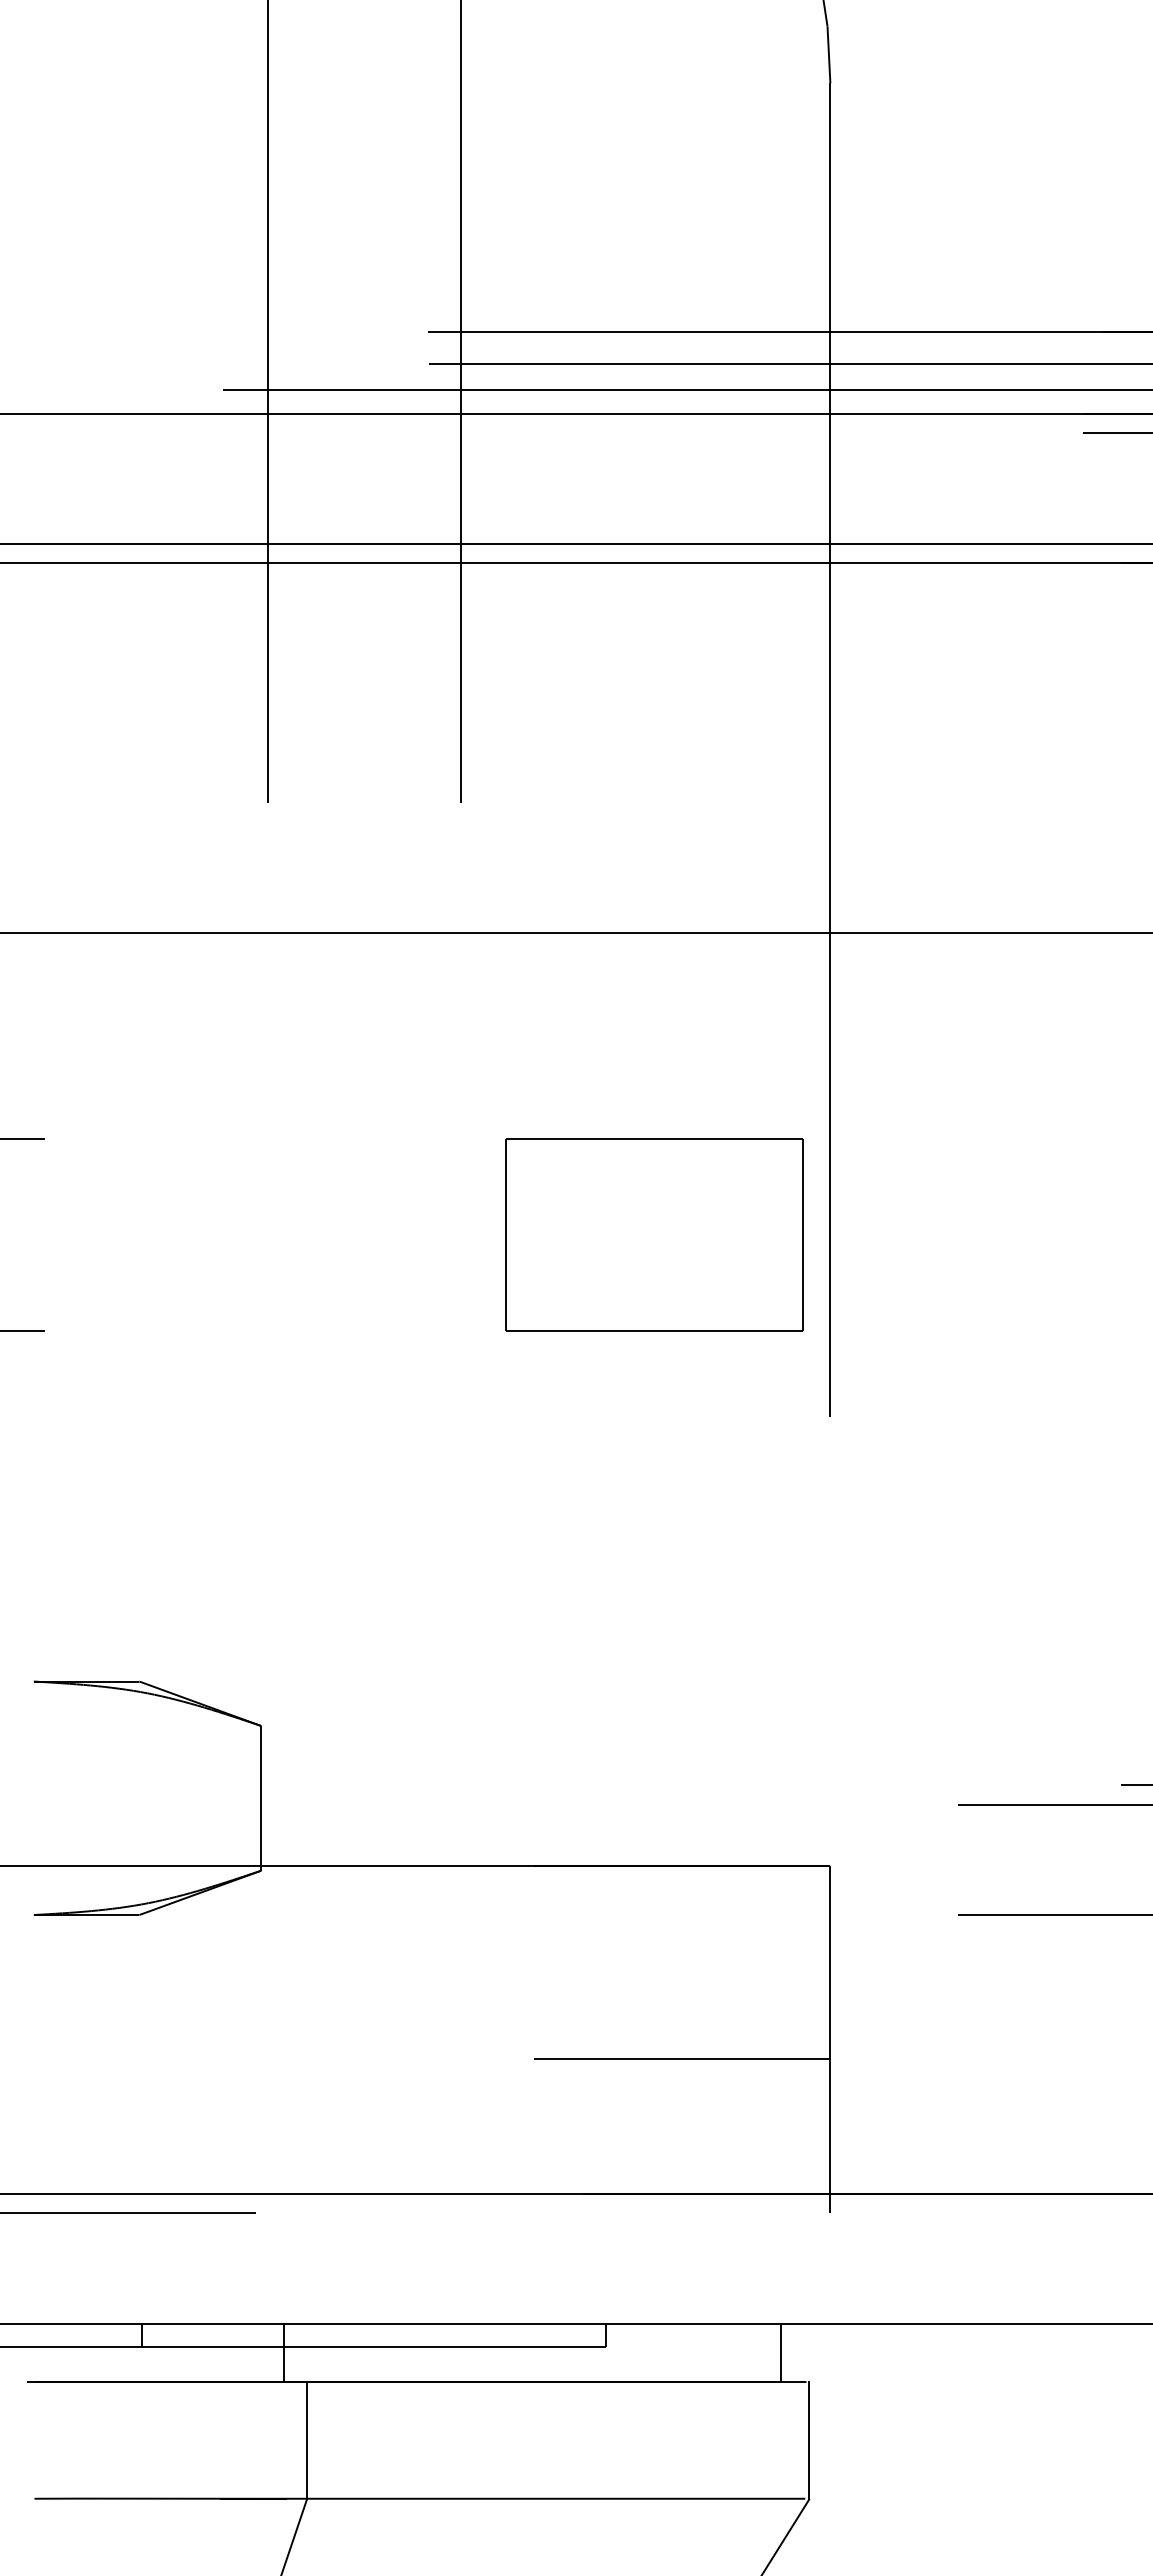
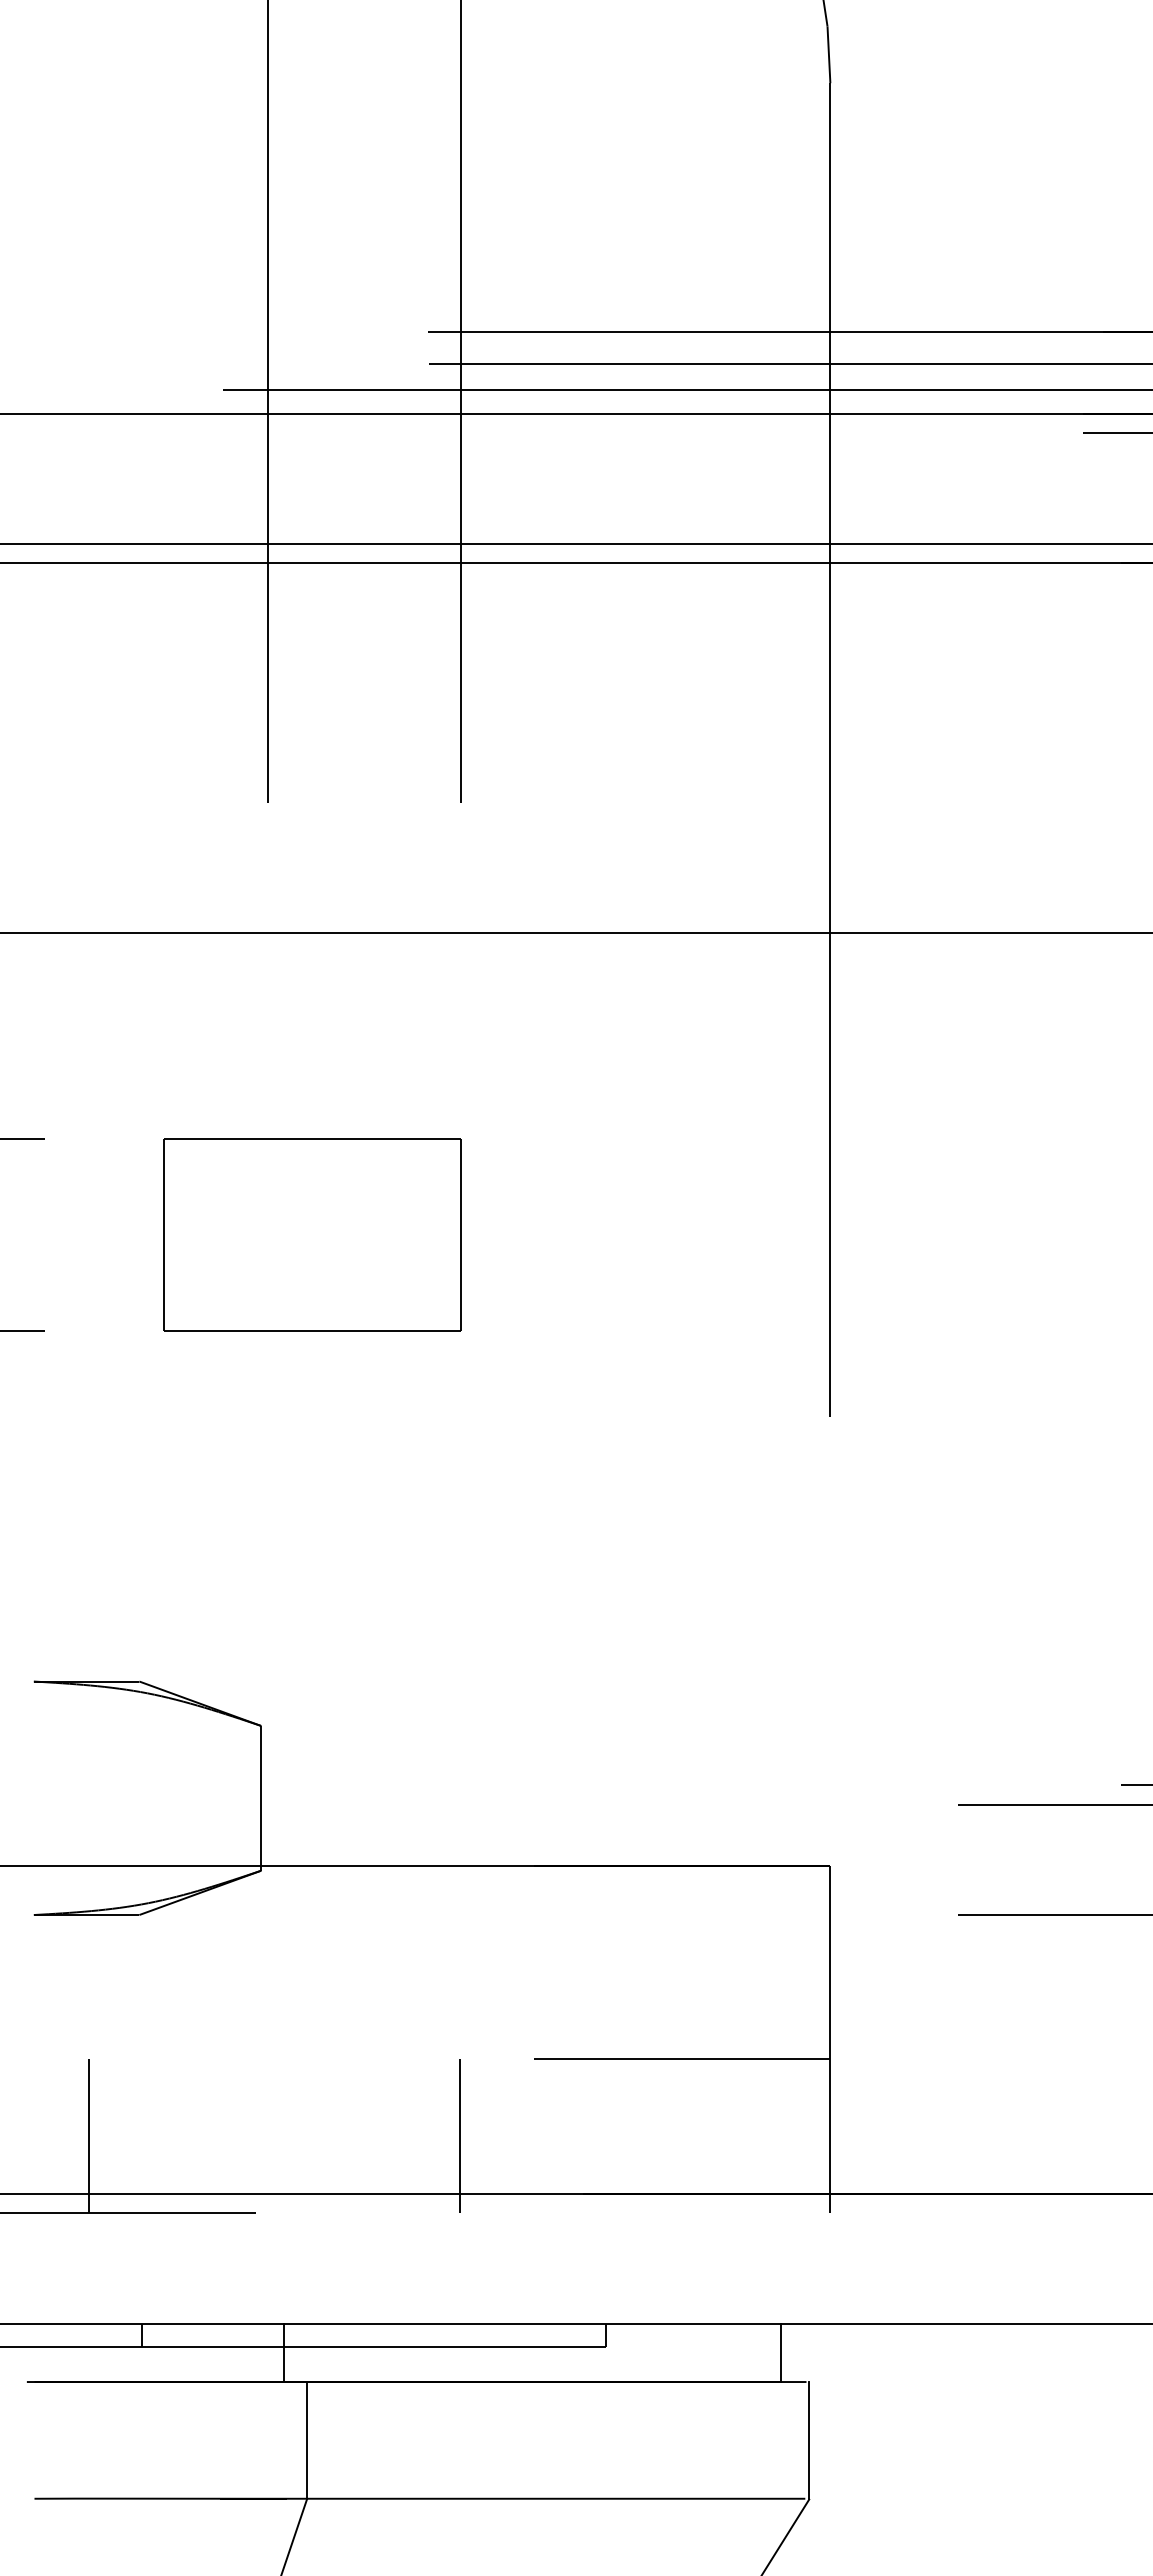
part position: (654, 1234) -> (312, 1234) (312, 1234)
line: none -> present (89, 2135)
line: none -> present (459, 2135)
